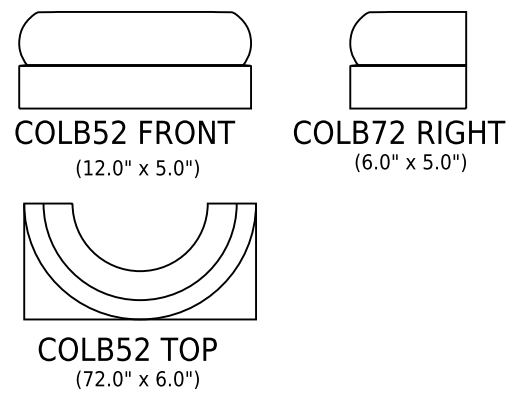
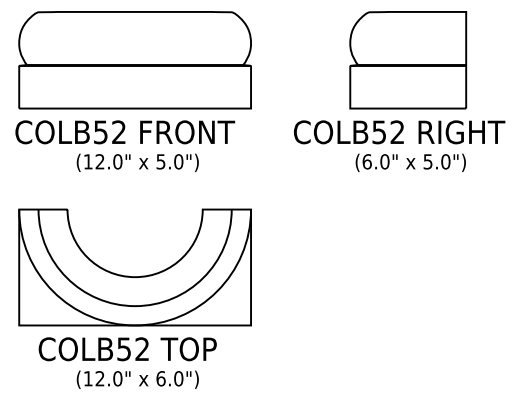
text: COLB72 -> COLB52 (378, 132)
text position: (137, 168) -> (137, 162) (137, 162)
part position: (139, 270) -> (134, 276) (134, 276)
text: (72.0" -> (12.0" (88, 378)
